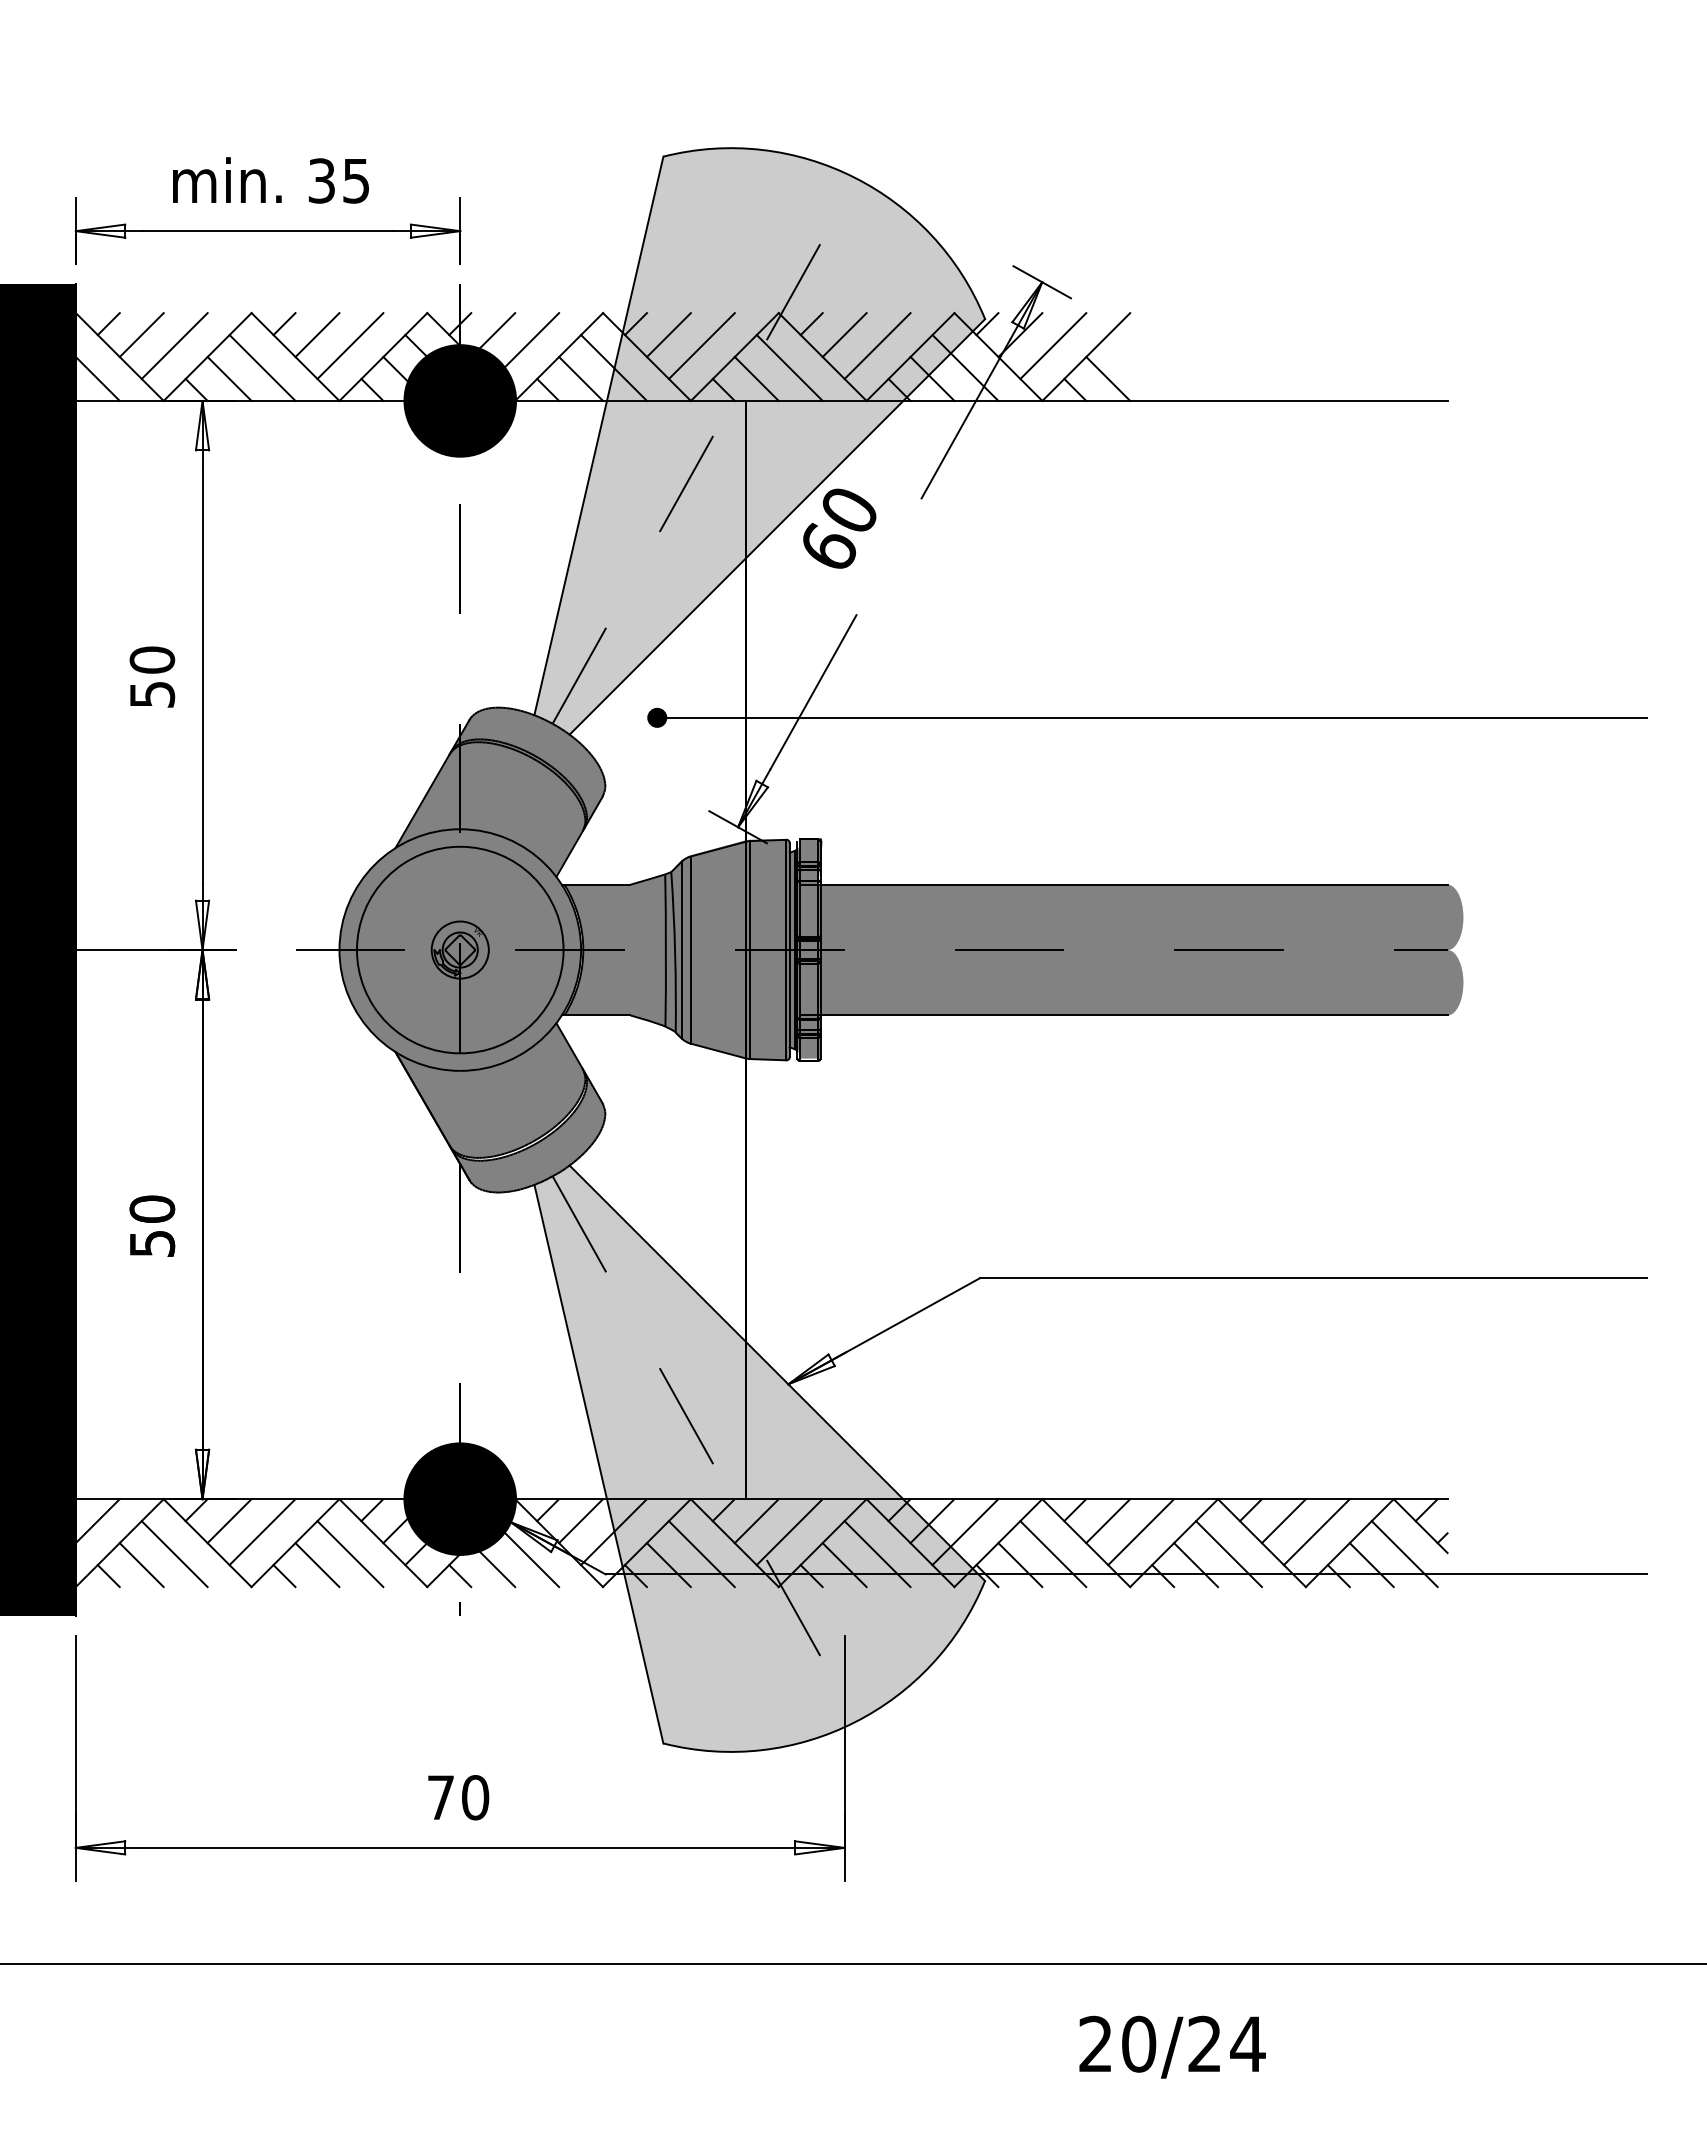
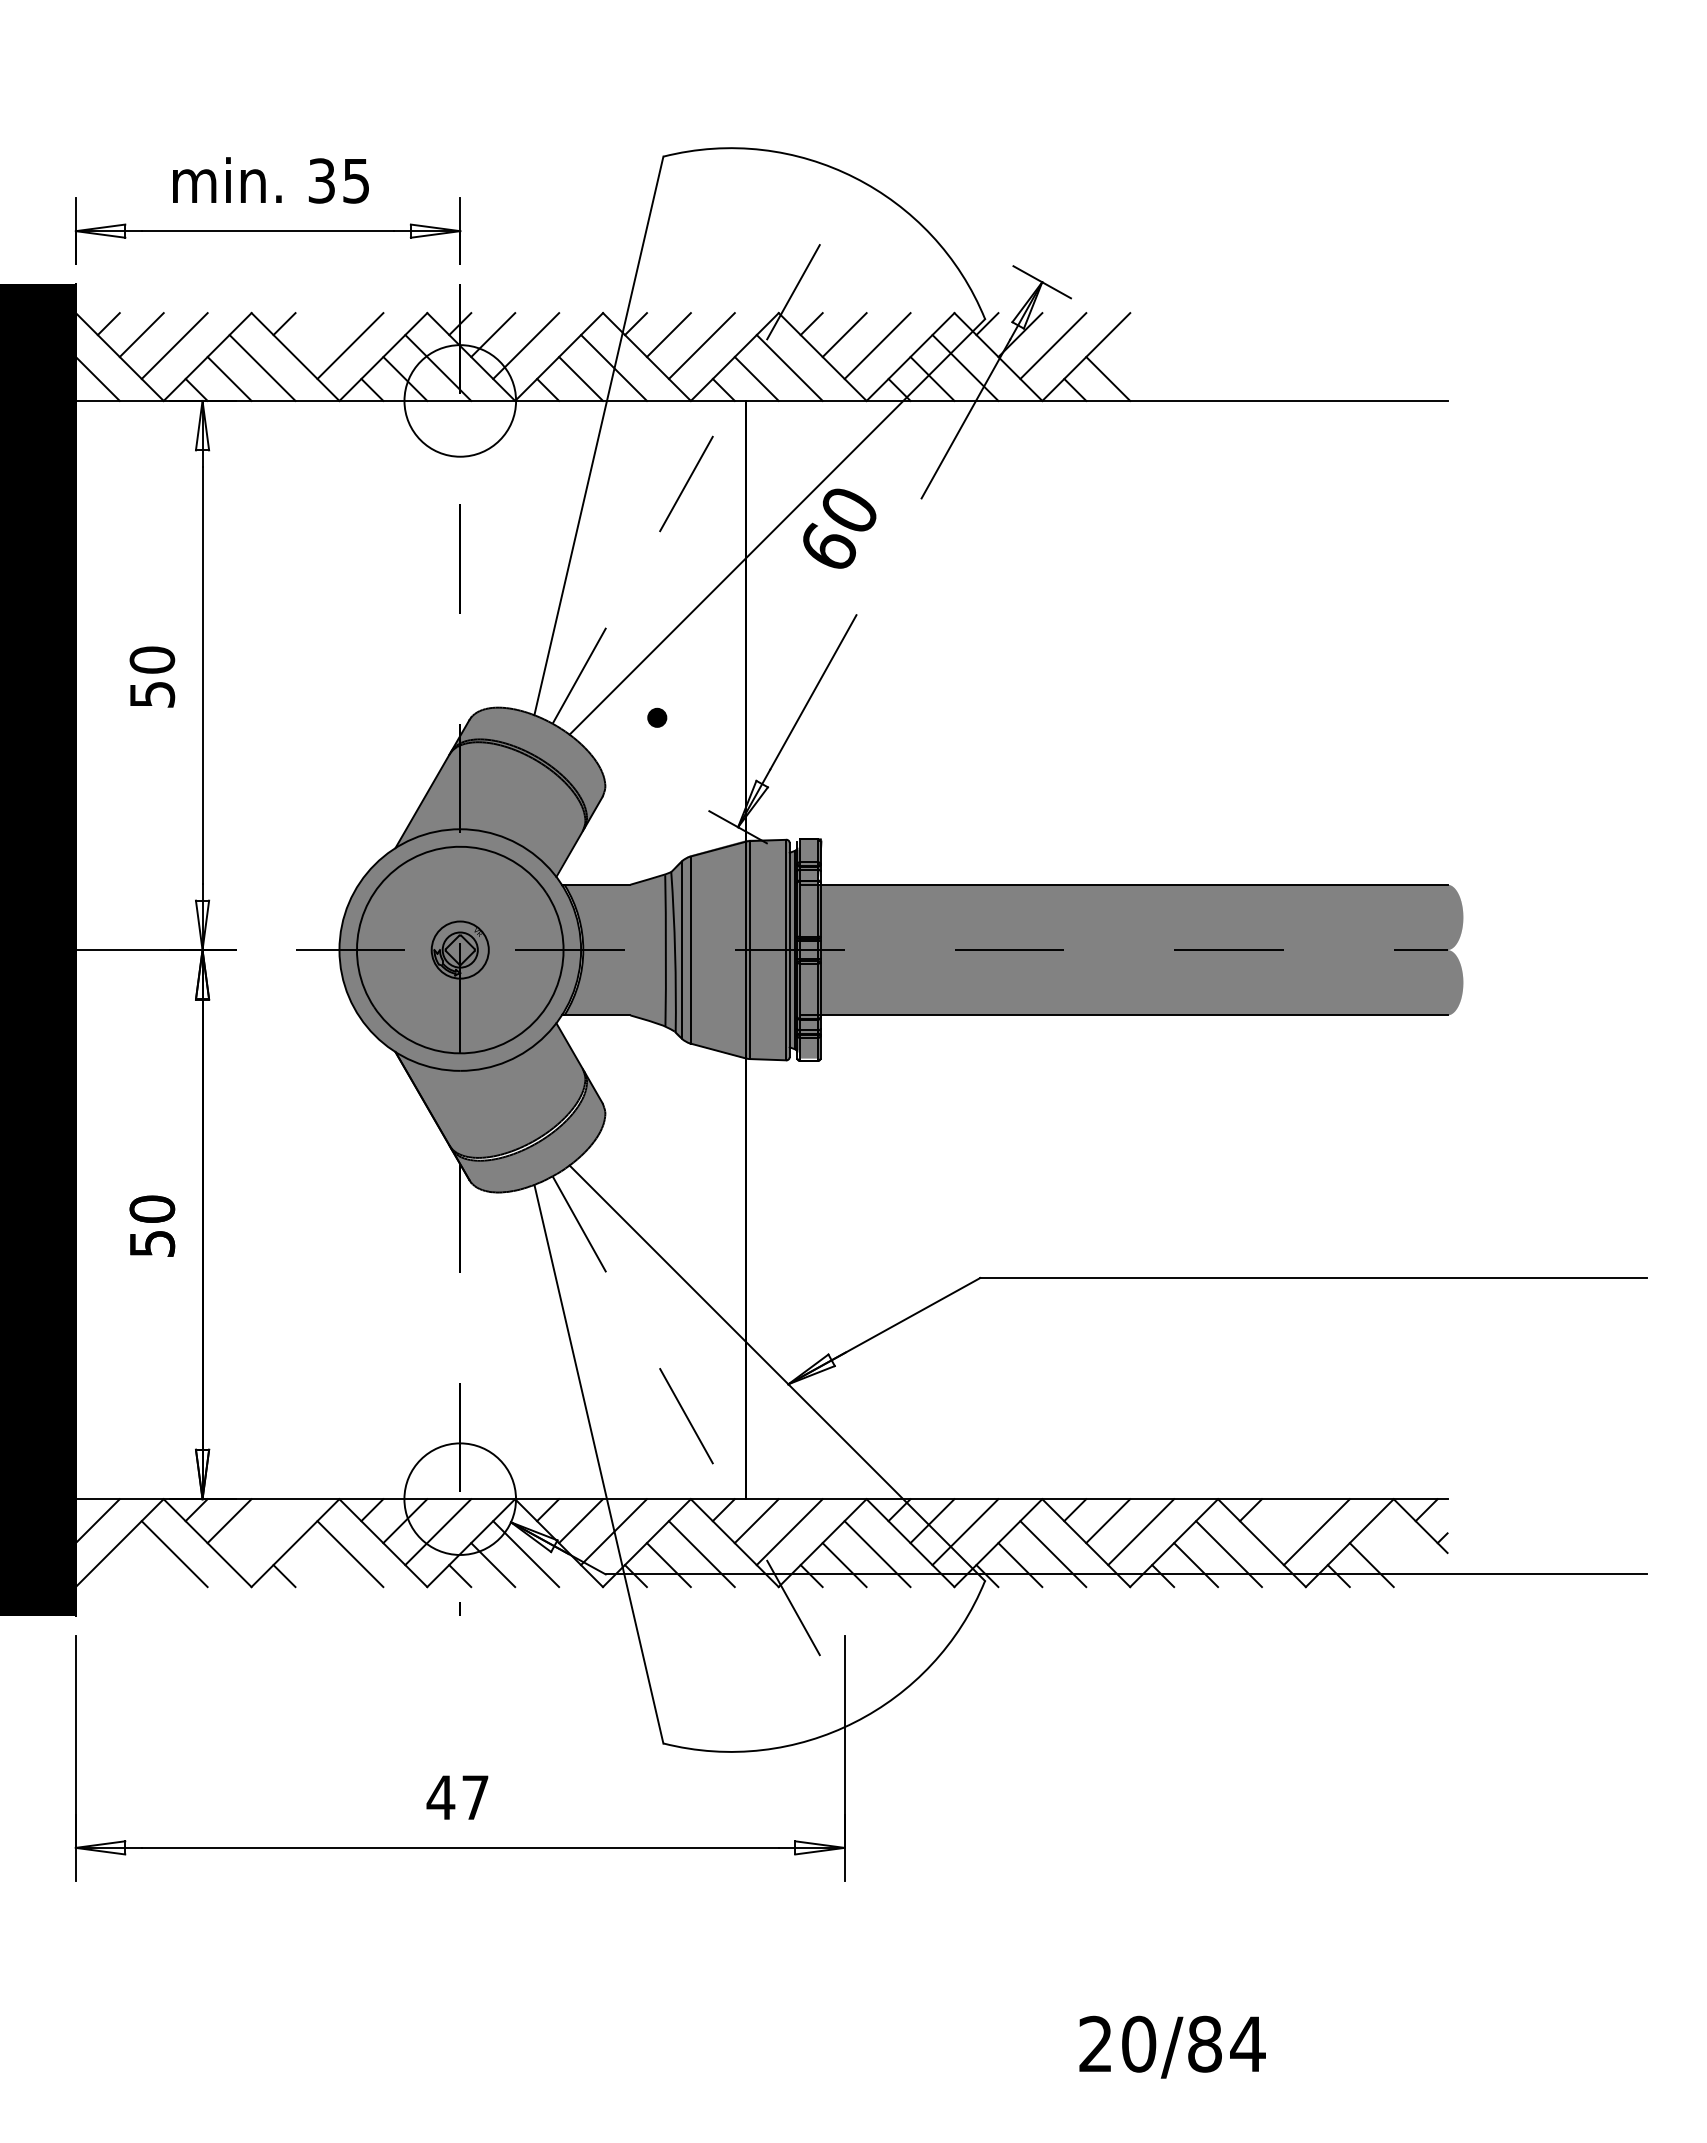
line: present -> none (317, 335)
fill: present -> none (460, 400)
fill: present -> none (759, 441)
line: present -> none (1151, 717)
fill: present -> none (759, 1458)
fill: present -> none (460, 1498)
line: present -> none (1283, 1521)
line: present -> none (262, 1532)
line: present -> none (1404, 1554)
line: present -> none (141, 1565)
line: present -> none (317, 1565)
line: present -> none (108, 1576)
text: 70 -> 47 (457, 1797)
line: present -> none (852, 1963)
text: 20/24 -> 20/84 (1204, 2043)
